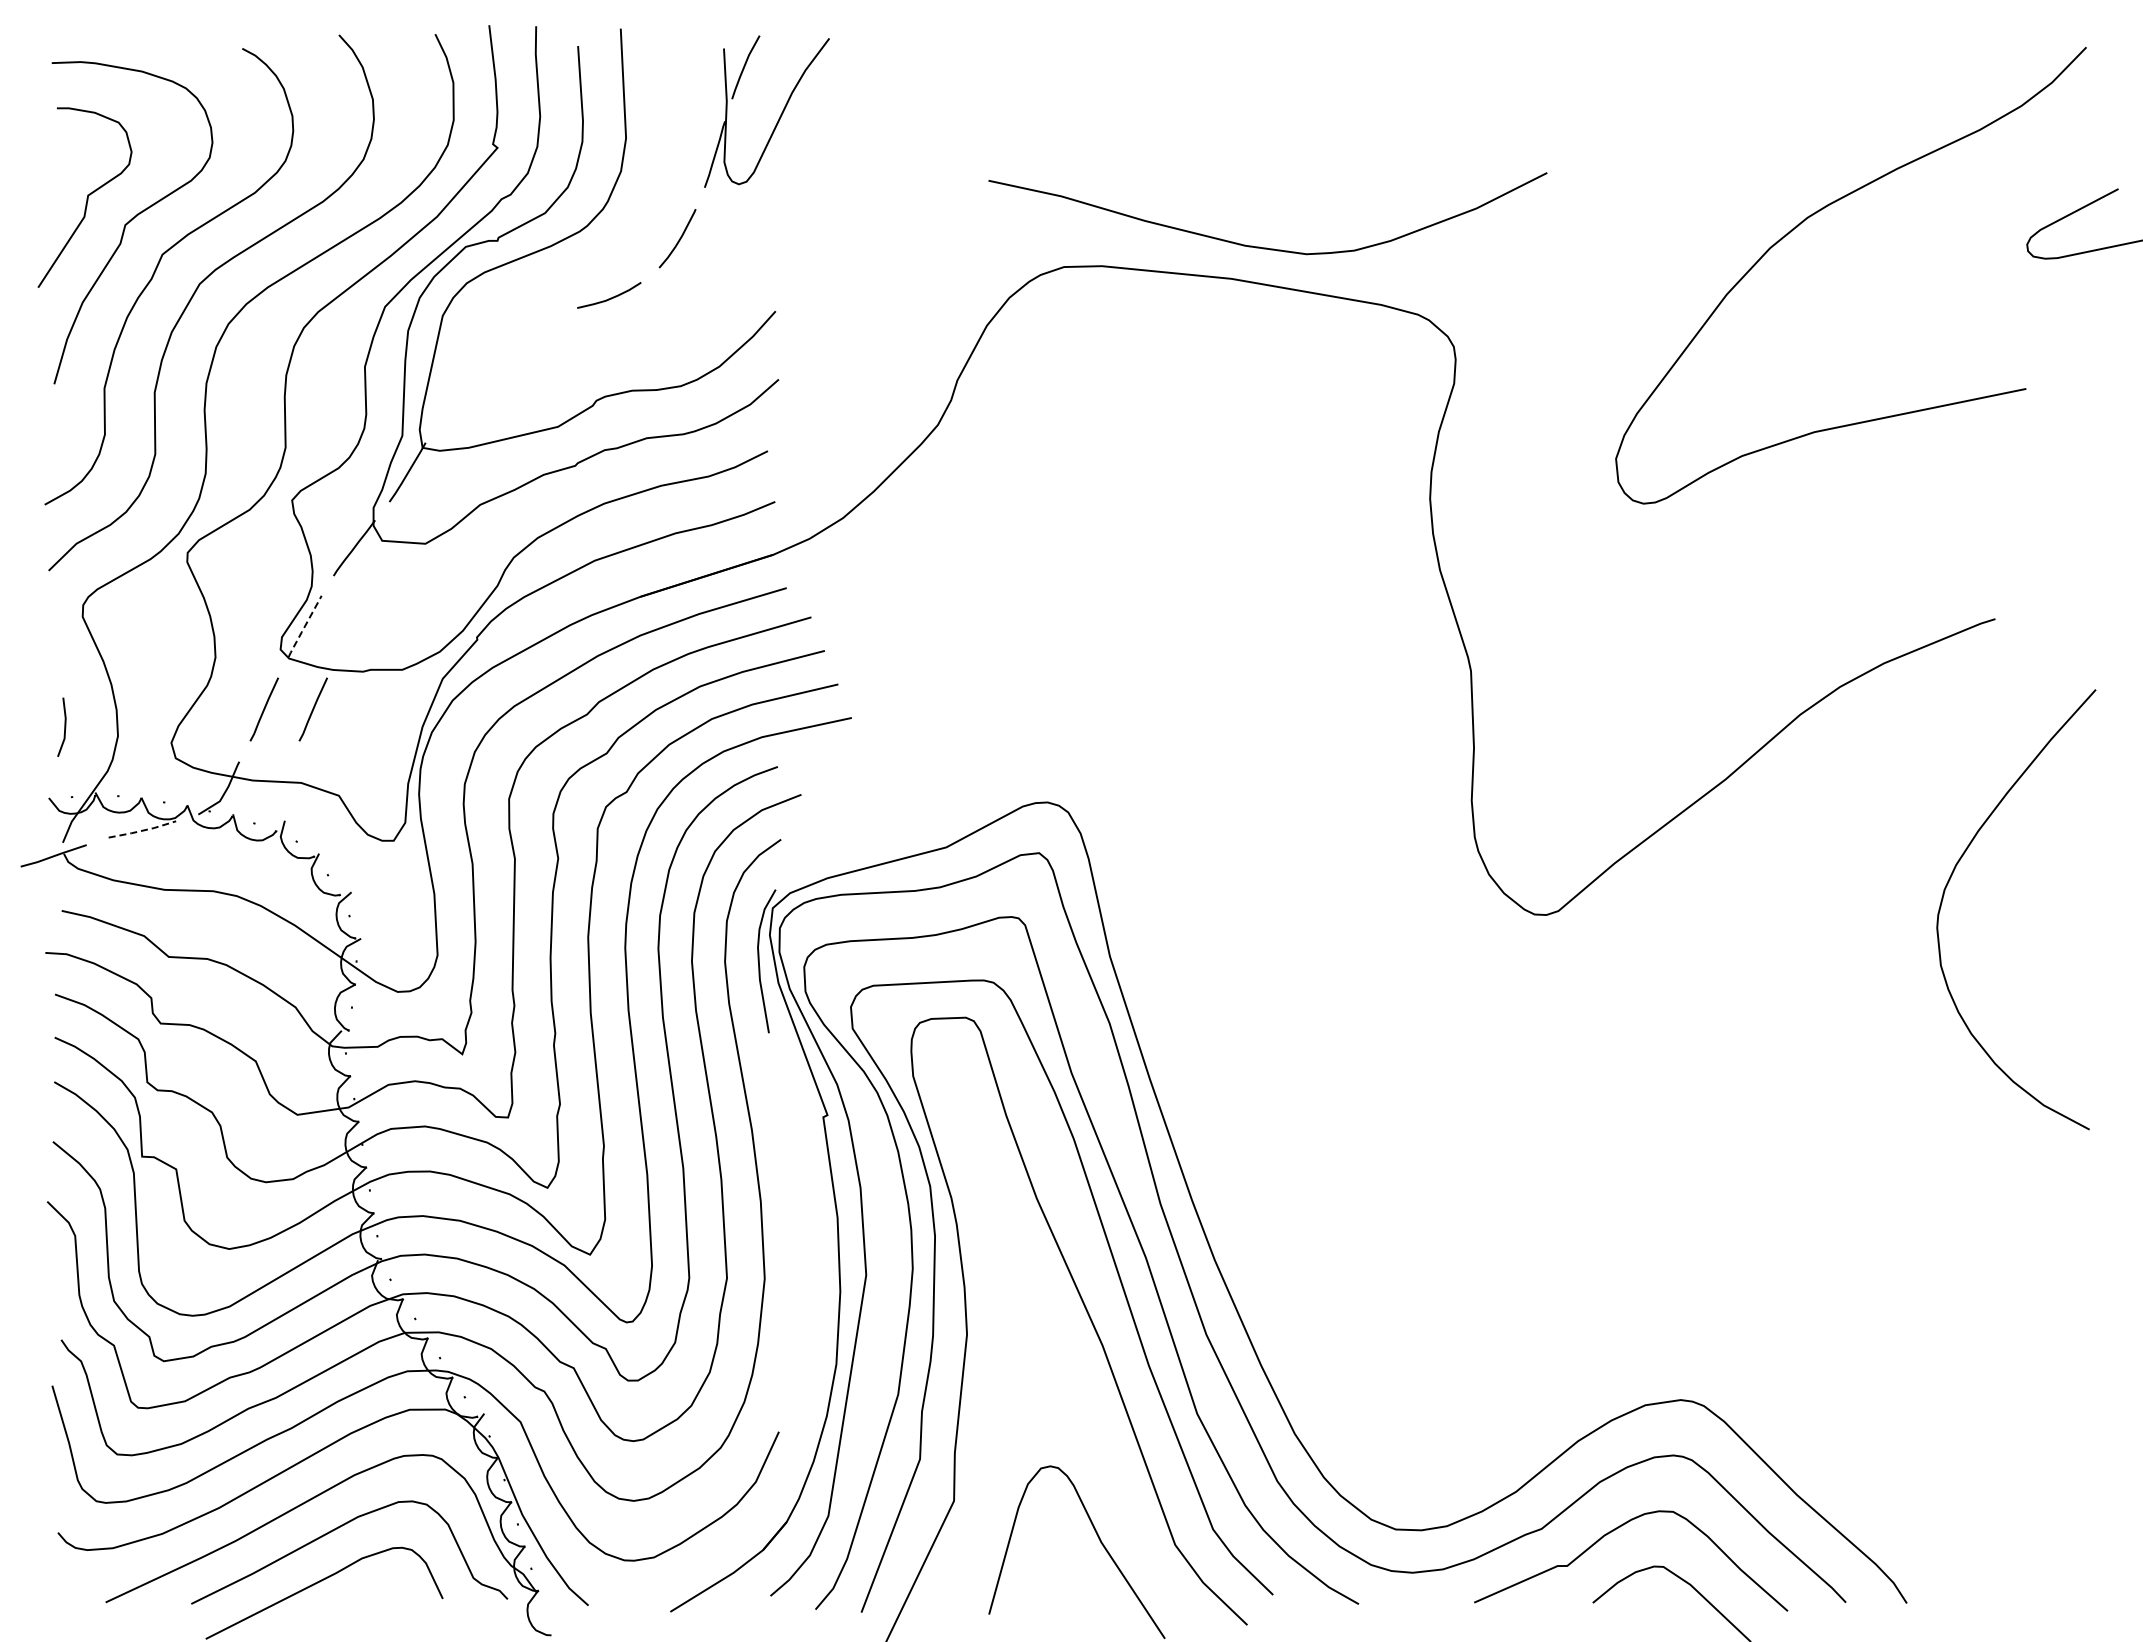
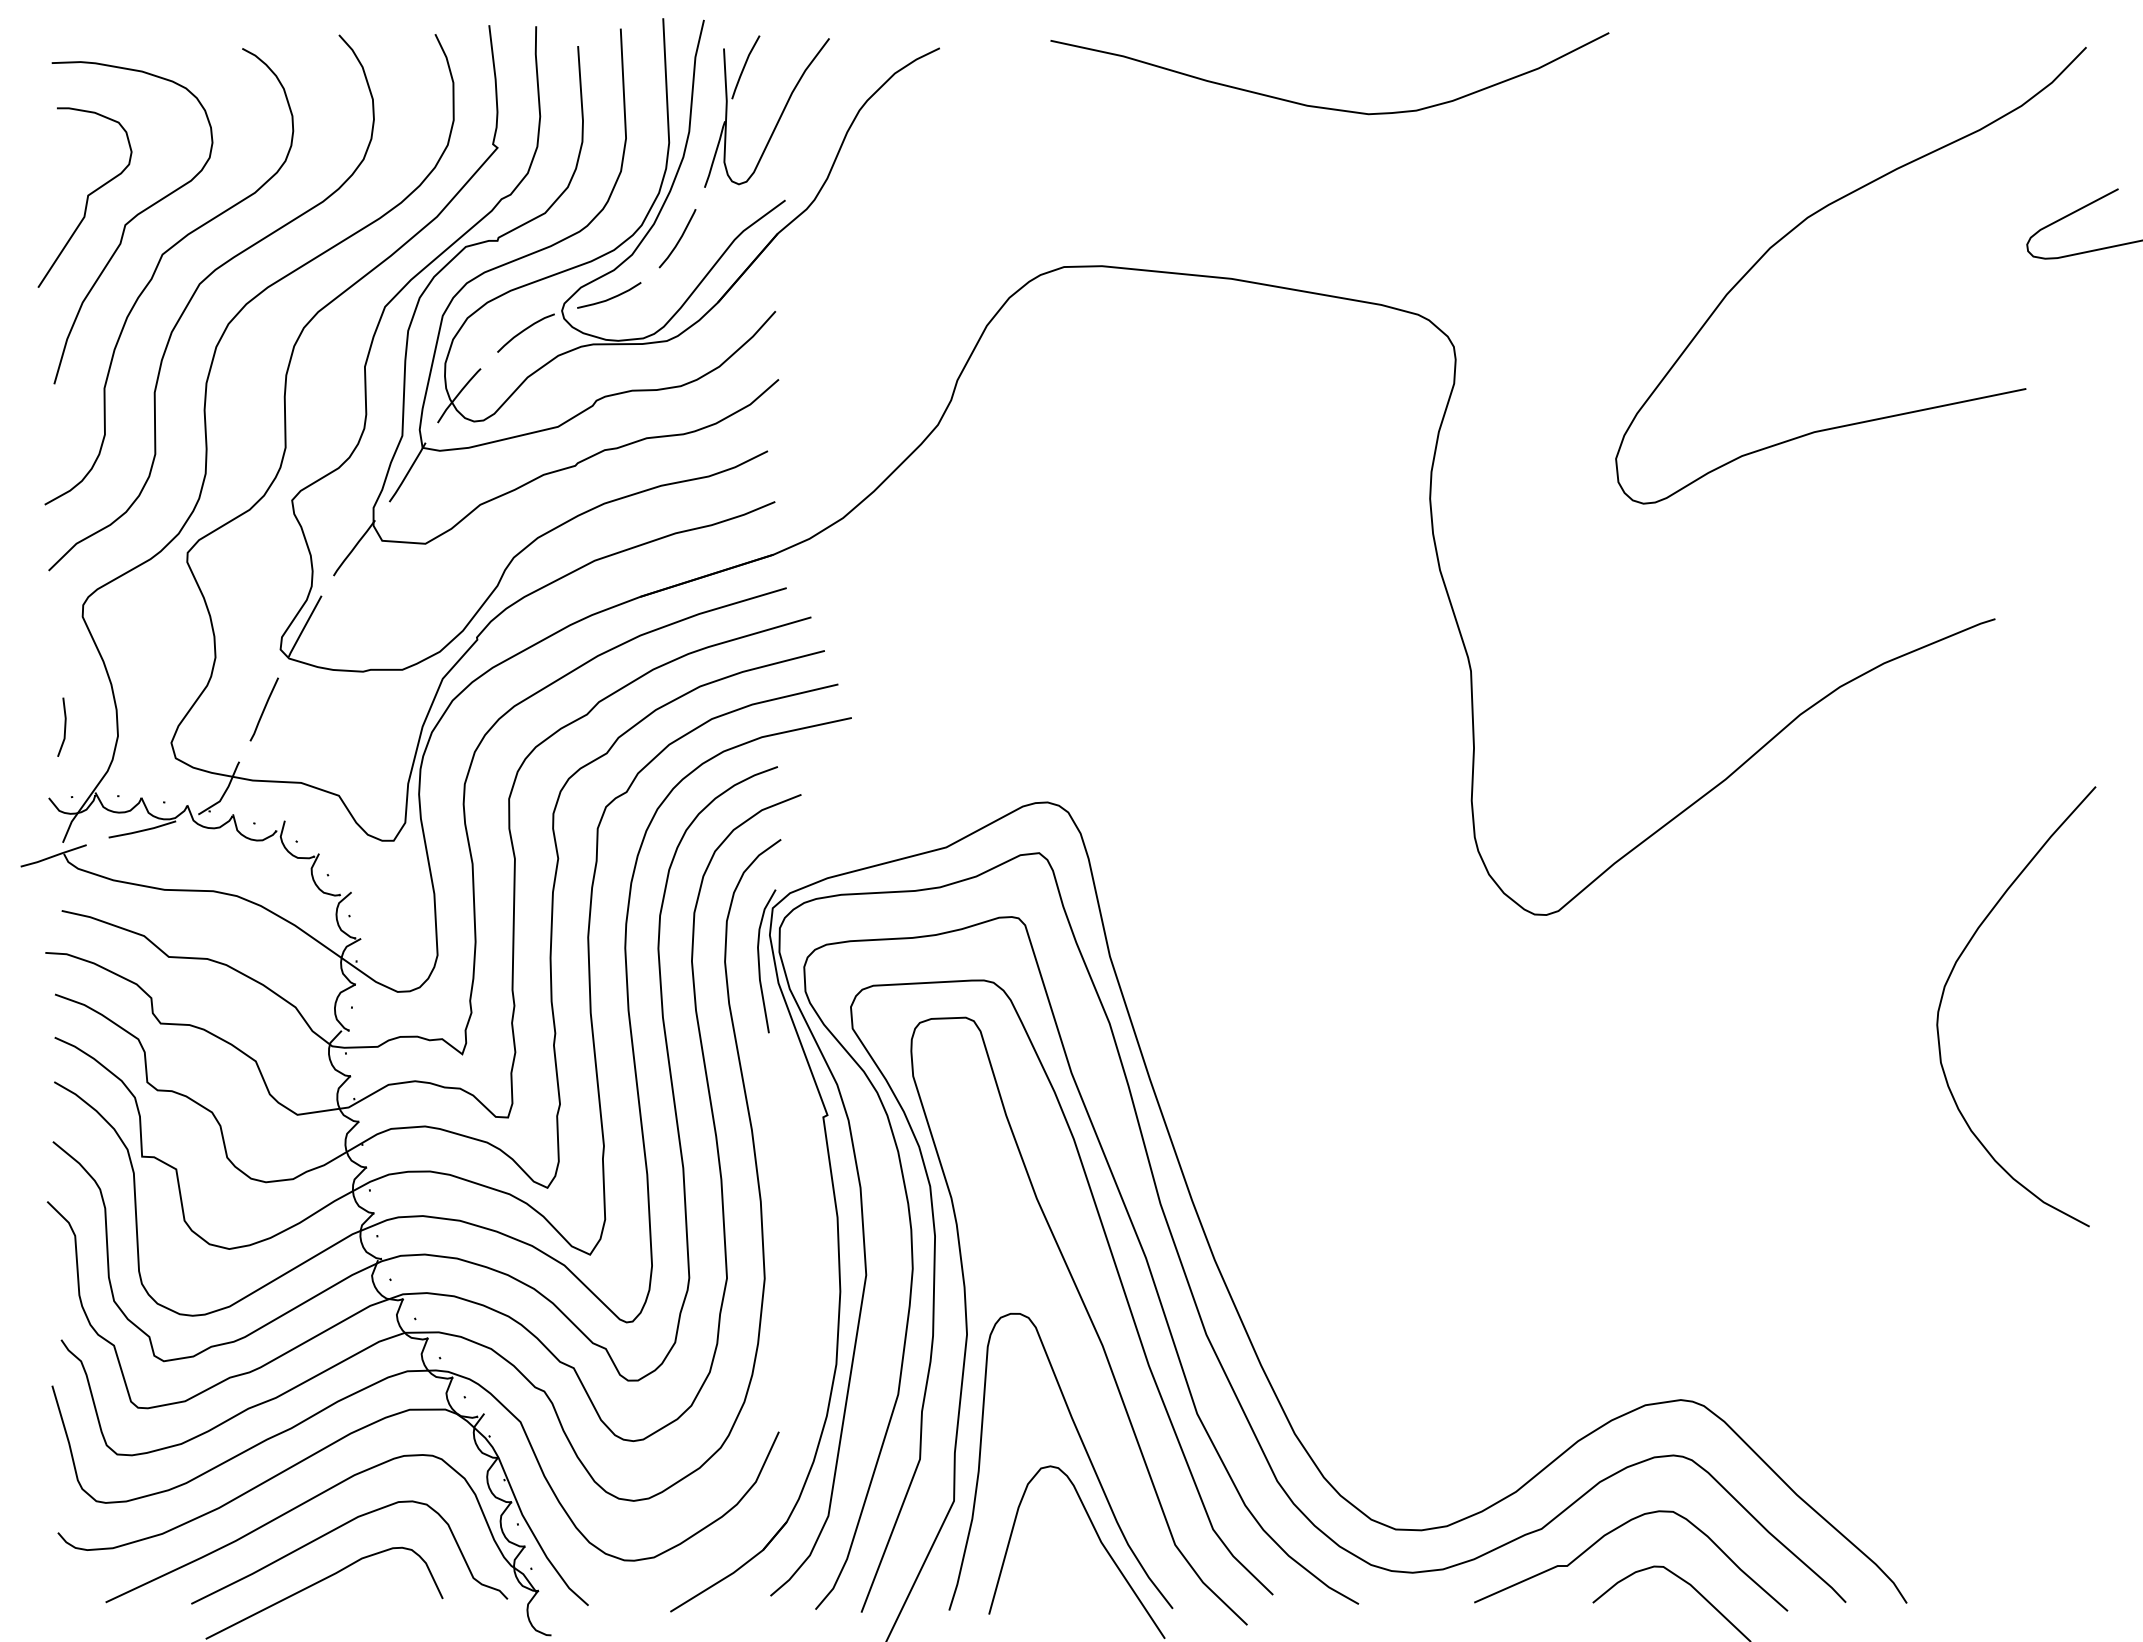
part: none -> present (663, 207)
curve position: (1259, 246) -> (1321, 106) (1321, 106)
line: dashed -> solid (304, 626)
line: present -> none (312, 709)
line: dashed -> solid (142, 830)
part position: (1951, 877) -> (1951, 974) (1951, 974)
curve: none -> present (1084, 1449)
